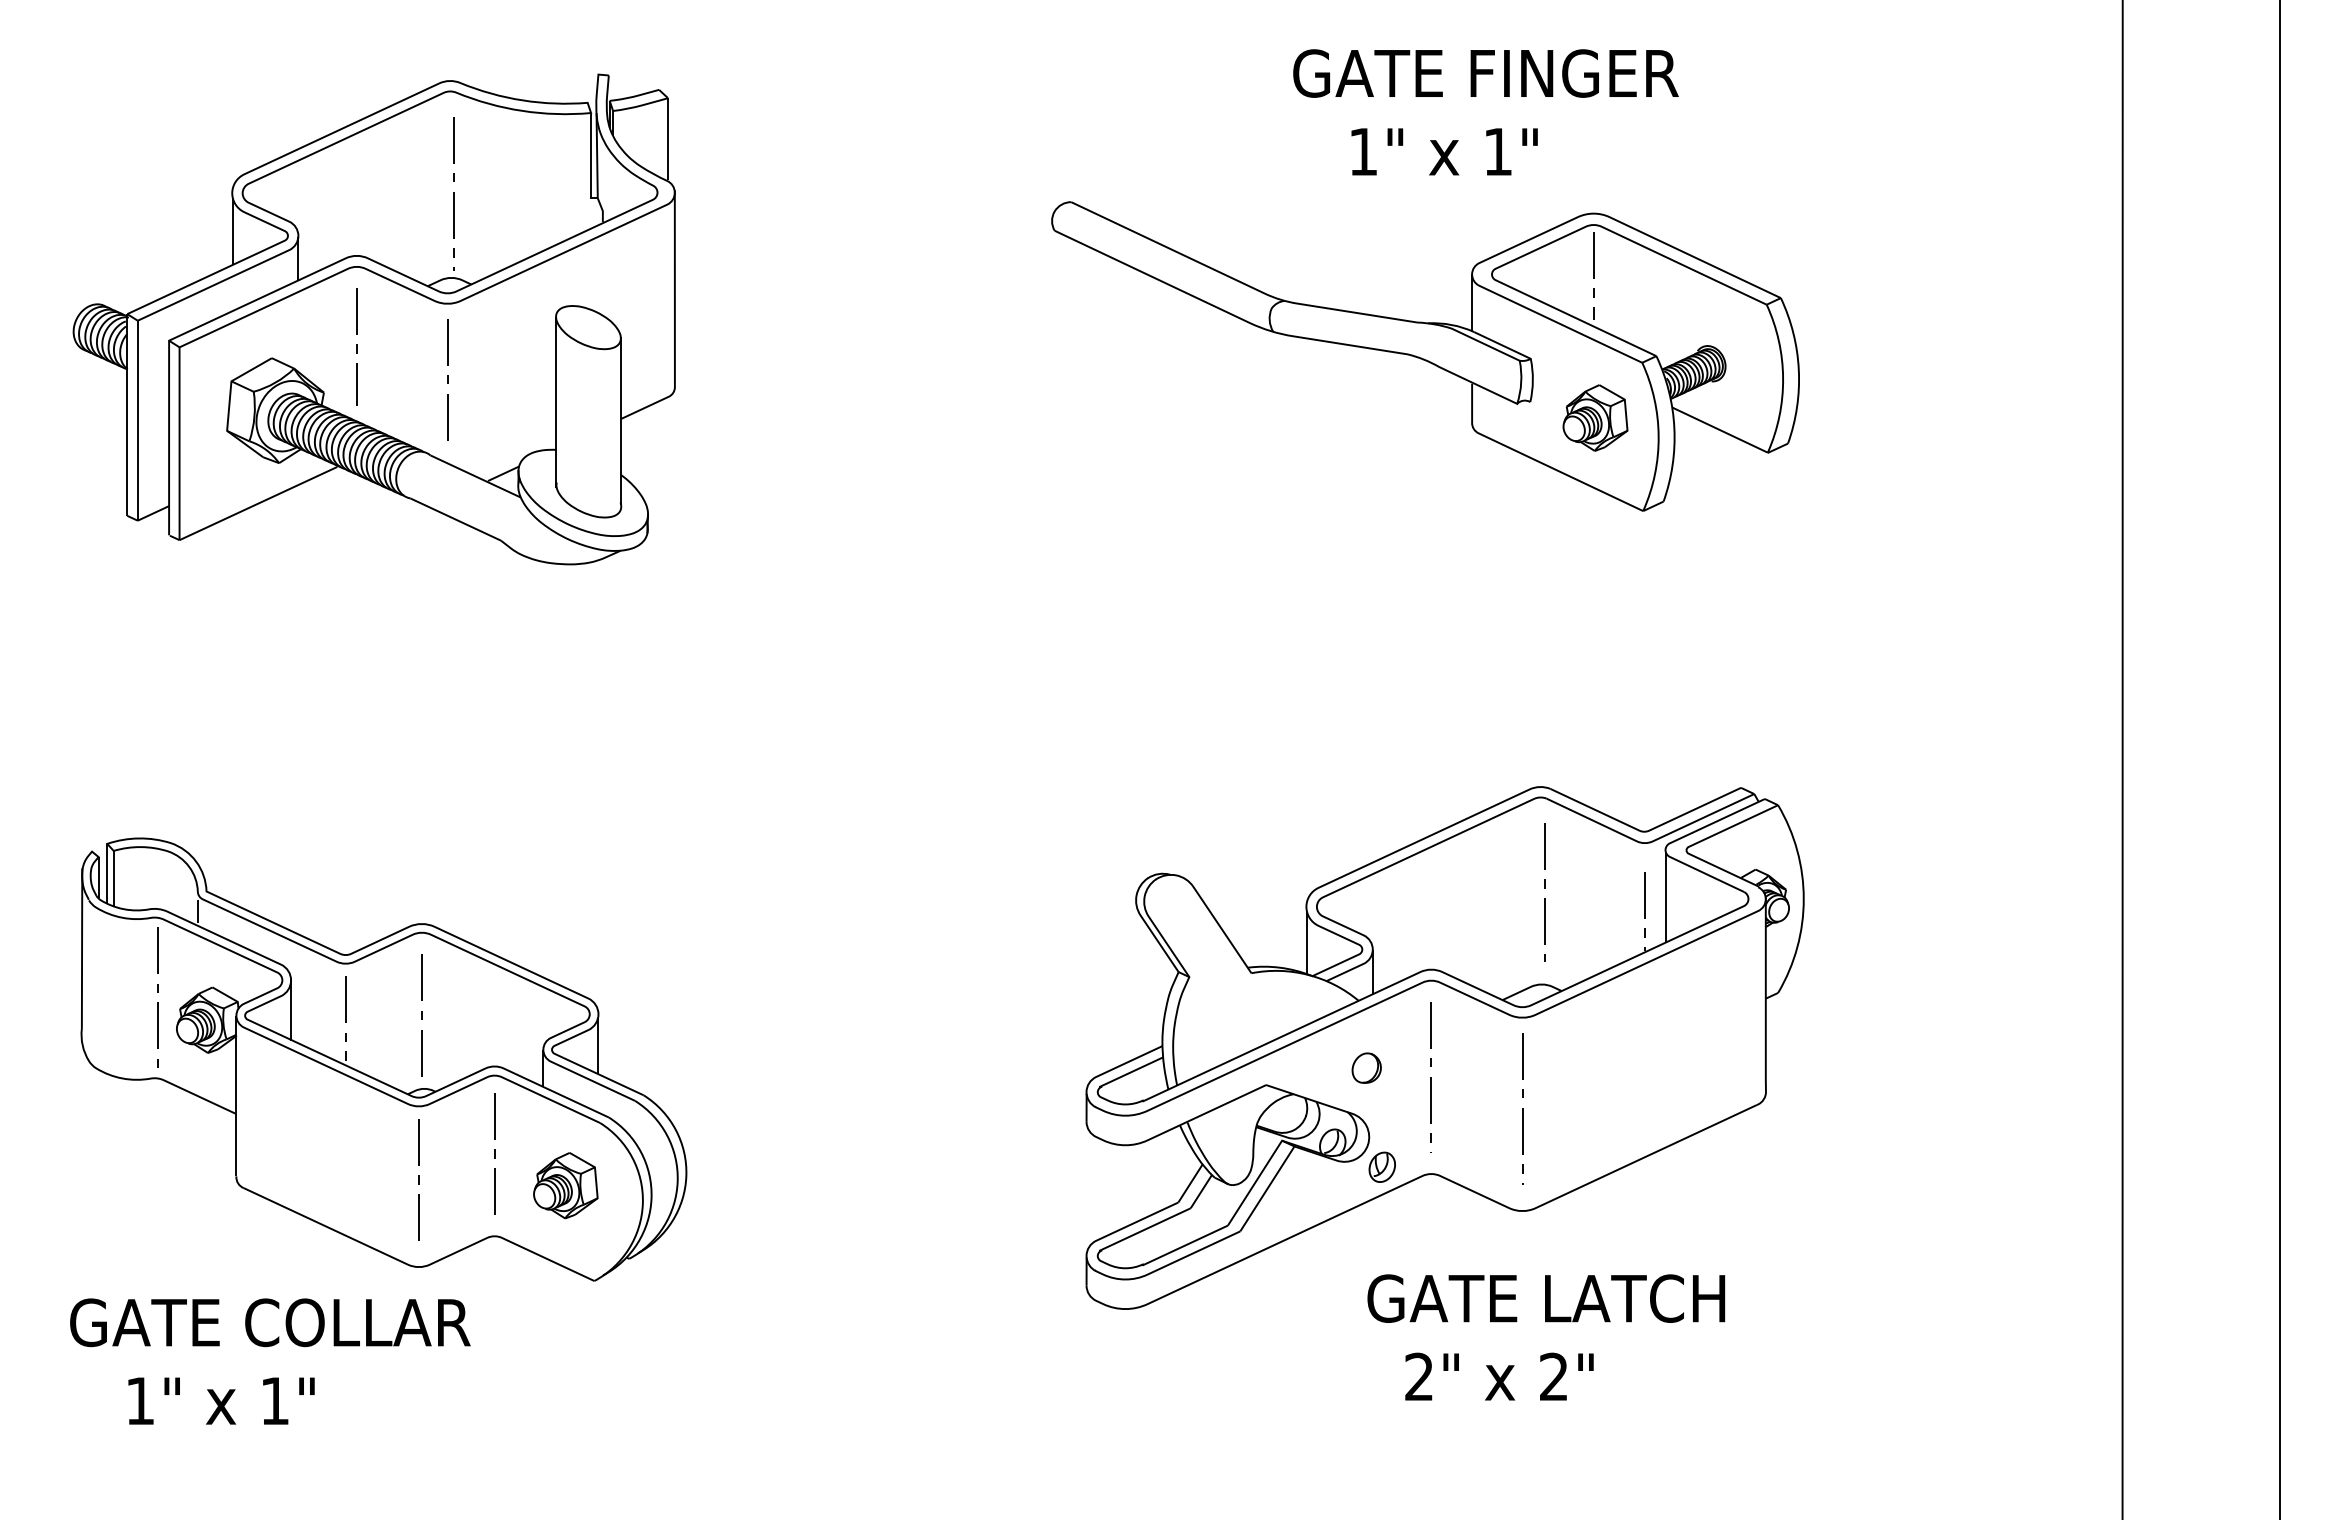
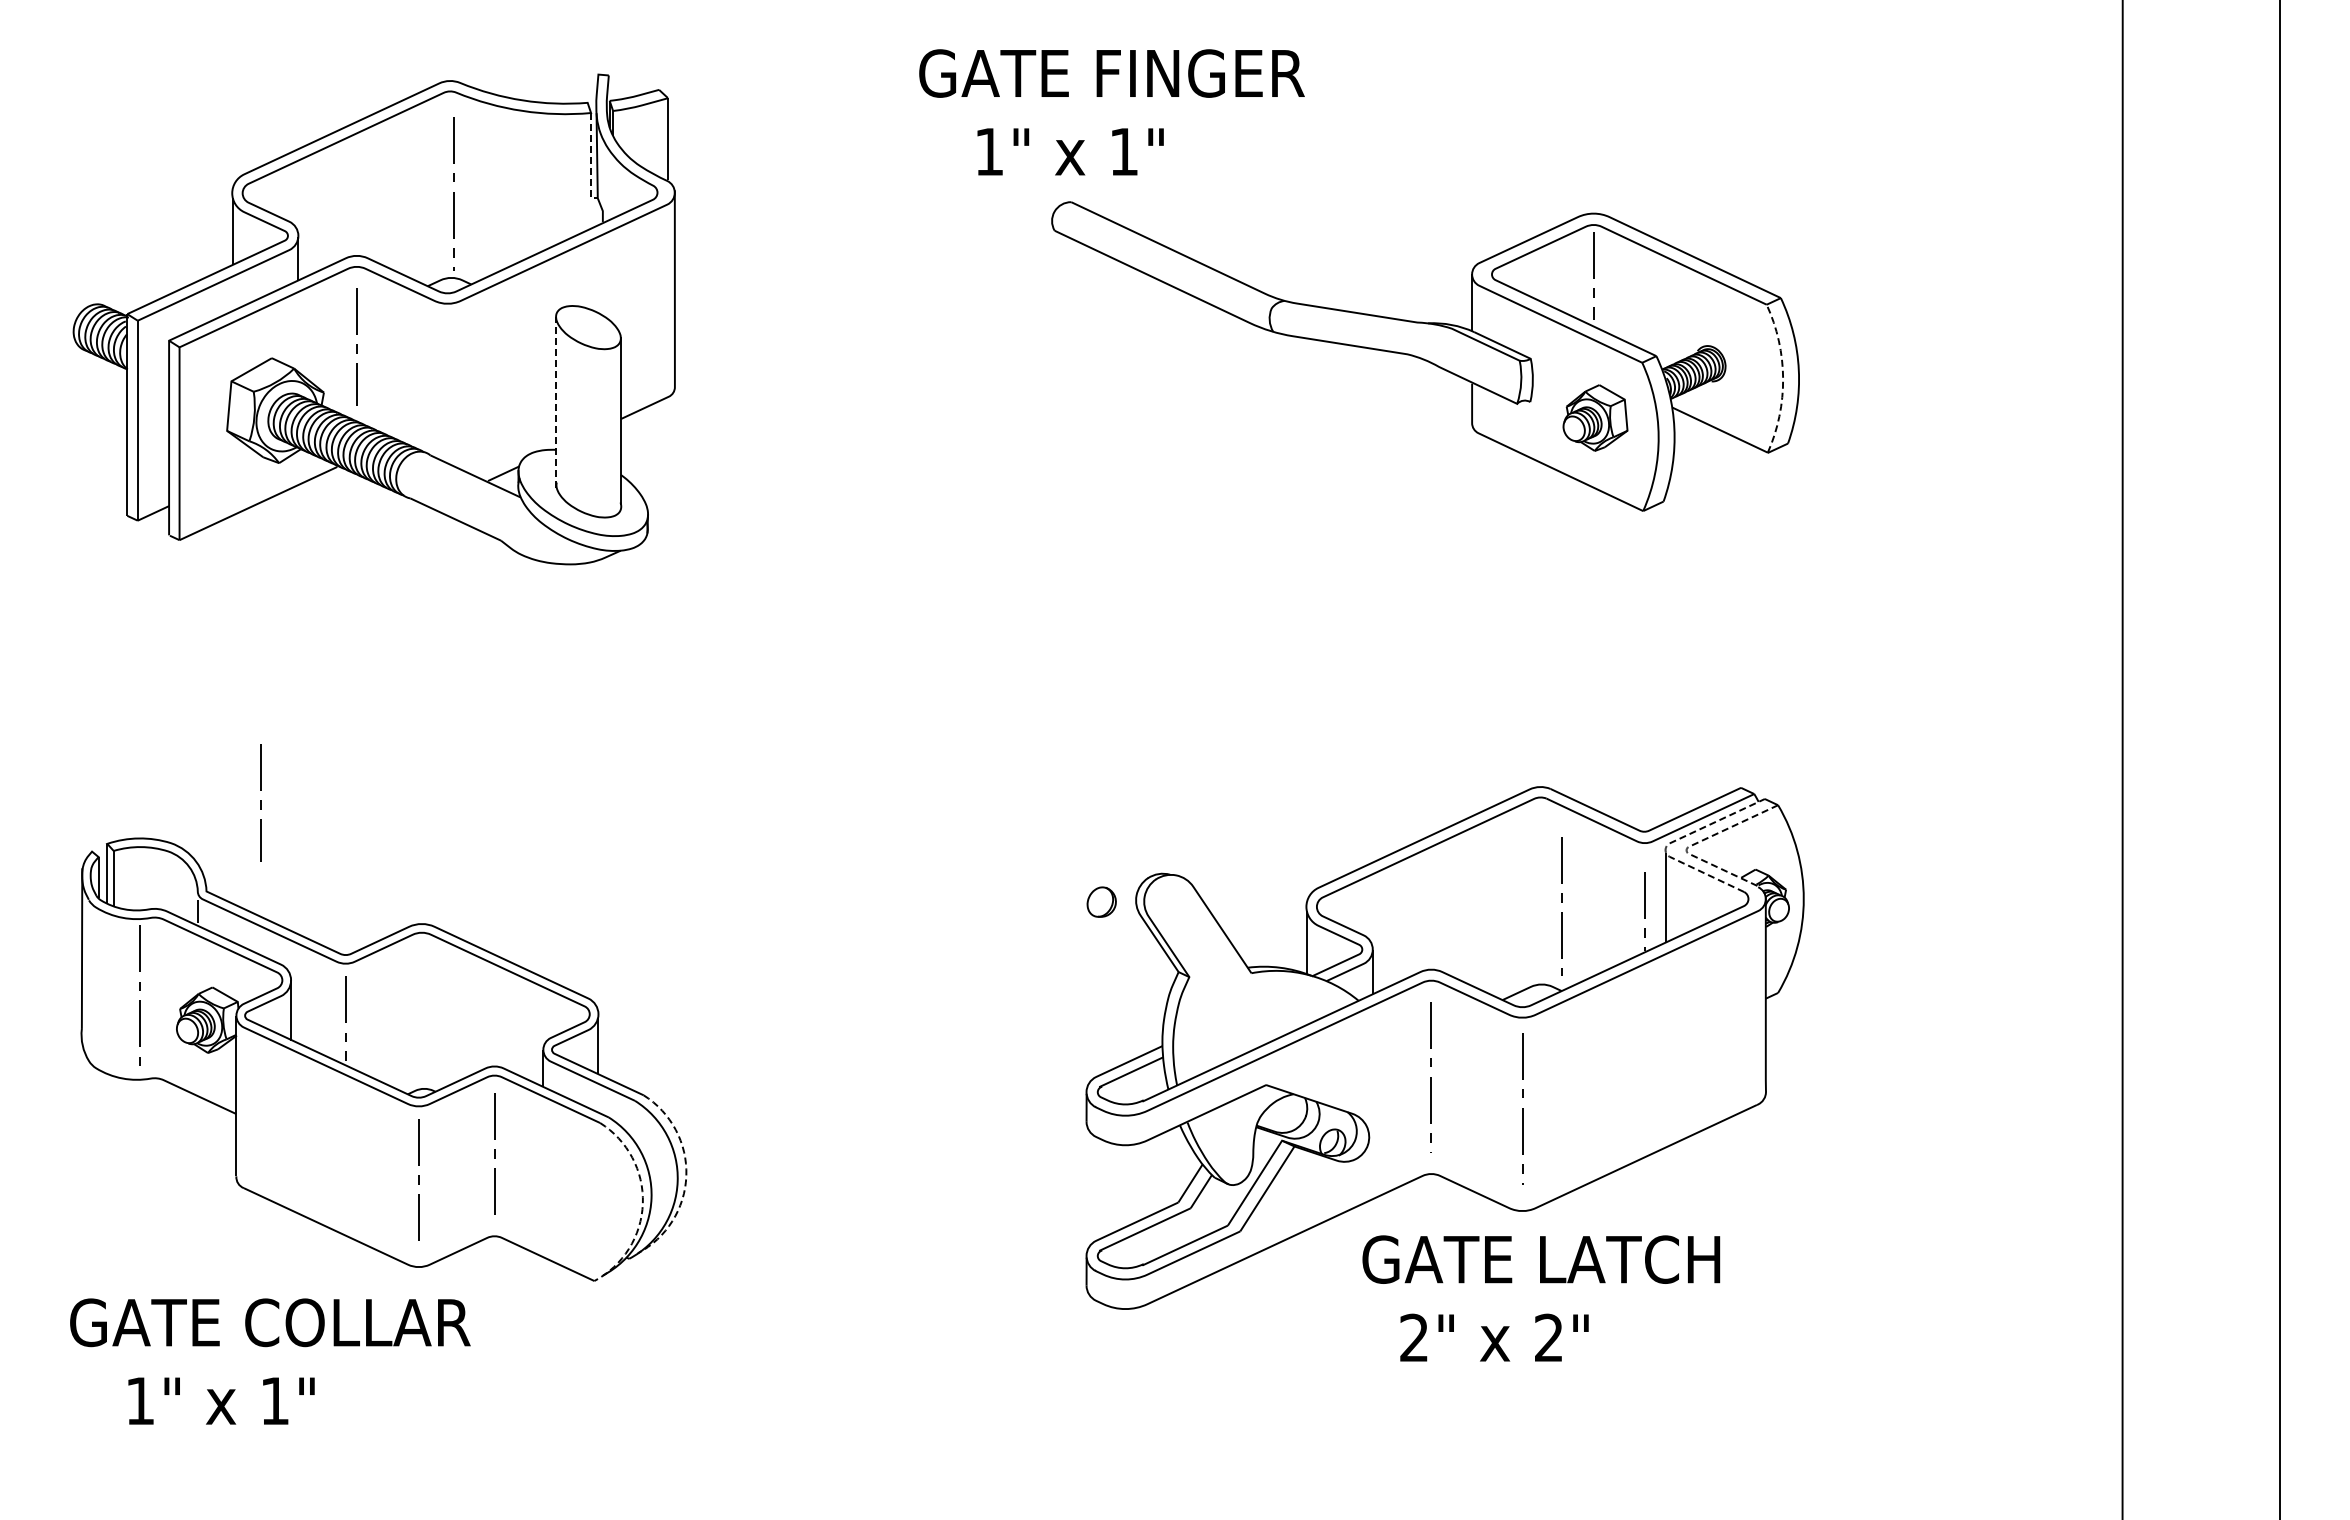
text position: (1485, 112) -> (1111, 112) (1111, 112)
line: solid -> dashed (591, 159)
line: solid -> dashed (1783, 378)
line: present -> none (447, 379)
line: solid -> dashed (556, 402)
line: none -> present (260, 802)
line: solid -> dashed (1668, 844)
line: solid -> dashed (1688, 847)
line position: (1544, 888) -> (1561, 902) (1561, 902)
line position: (157, 992) -> (139, 990) (139, 990)
line: present -> none (421, 1015)
part position: (1366, 1067) -> (1101, 901) (1101, 901)
part: present -> none (1381, 1166)
line: solid -> dashed (686, 1175)
part: present -> none (565, 1185)
line: solid -> dashed (642, 1203)
text position: (1546, 1337) -> (1541, 1298) (1541, 1298)
